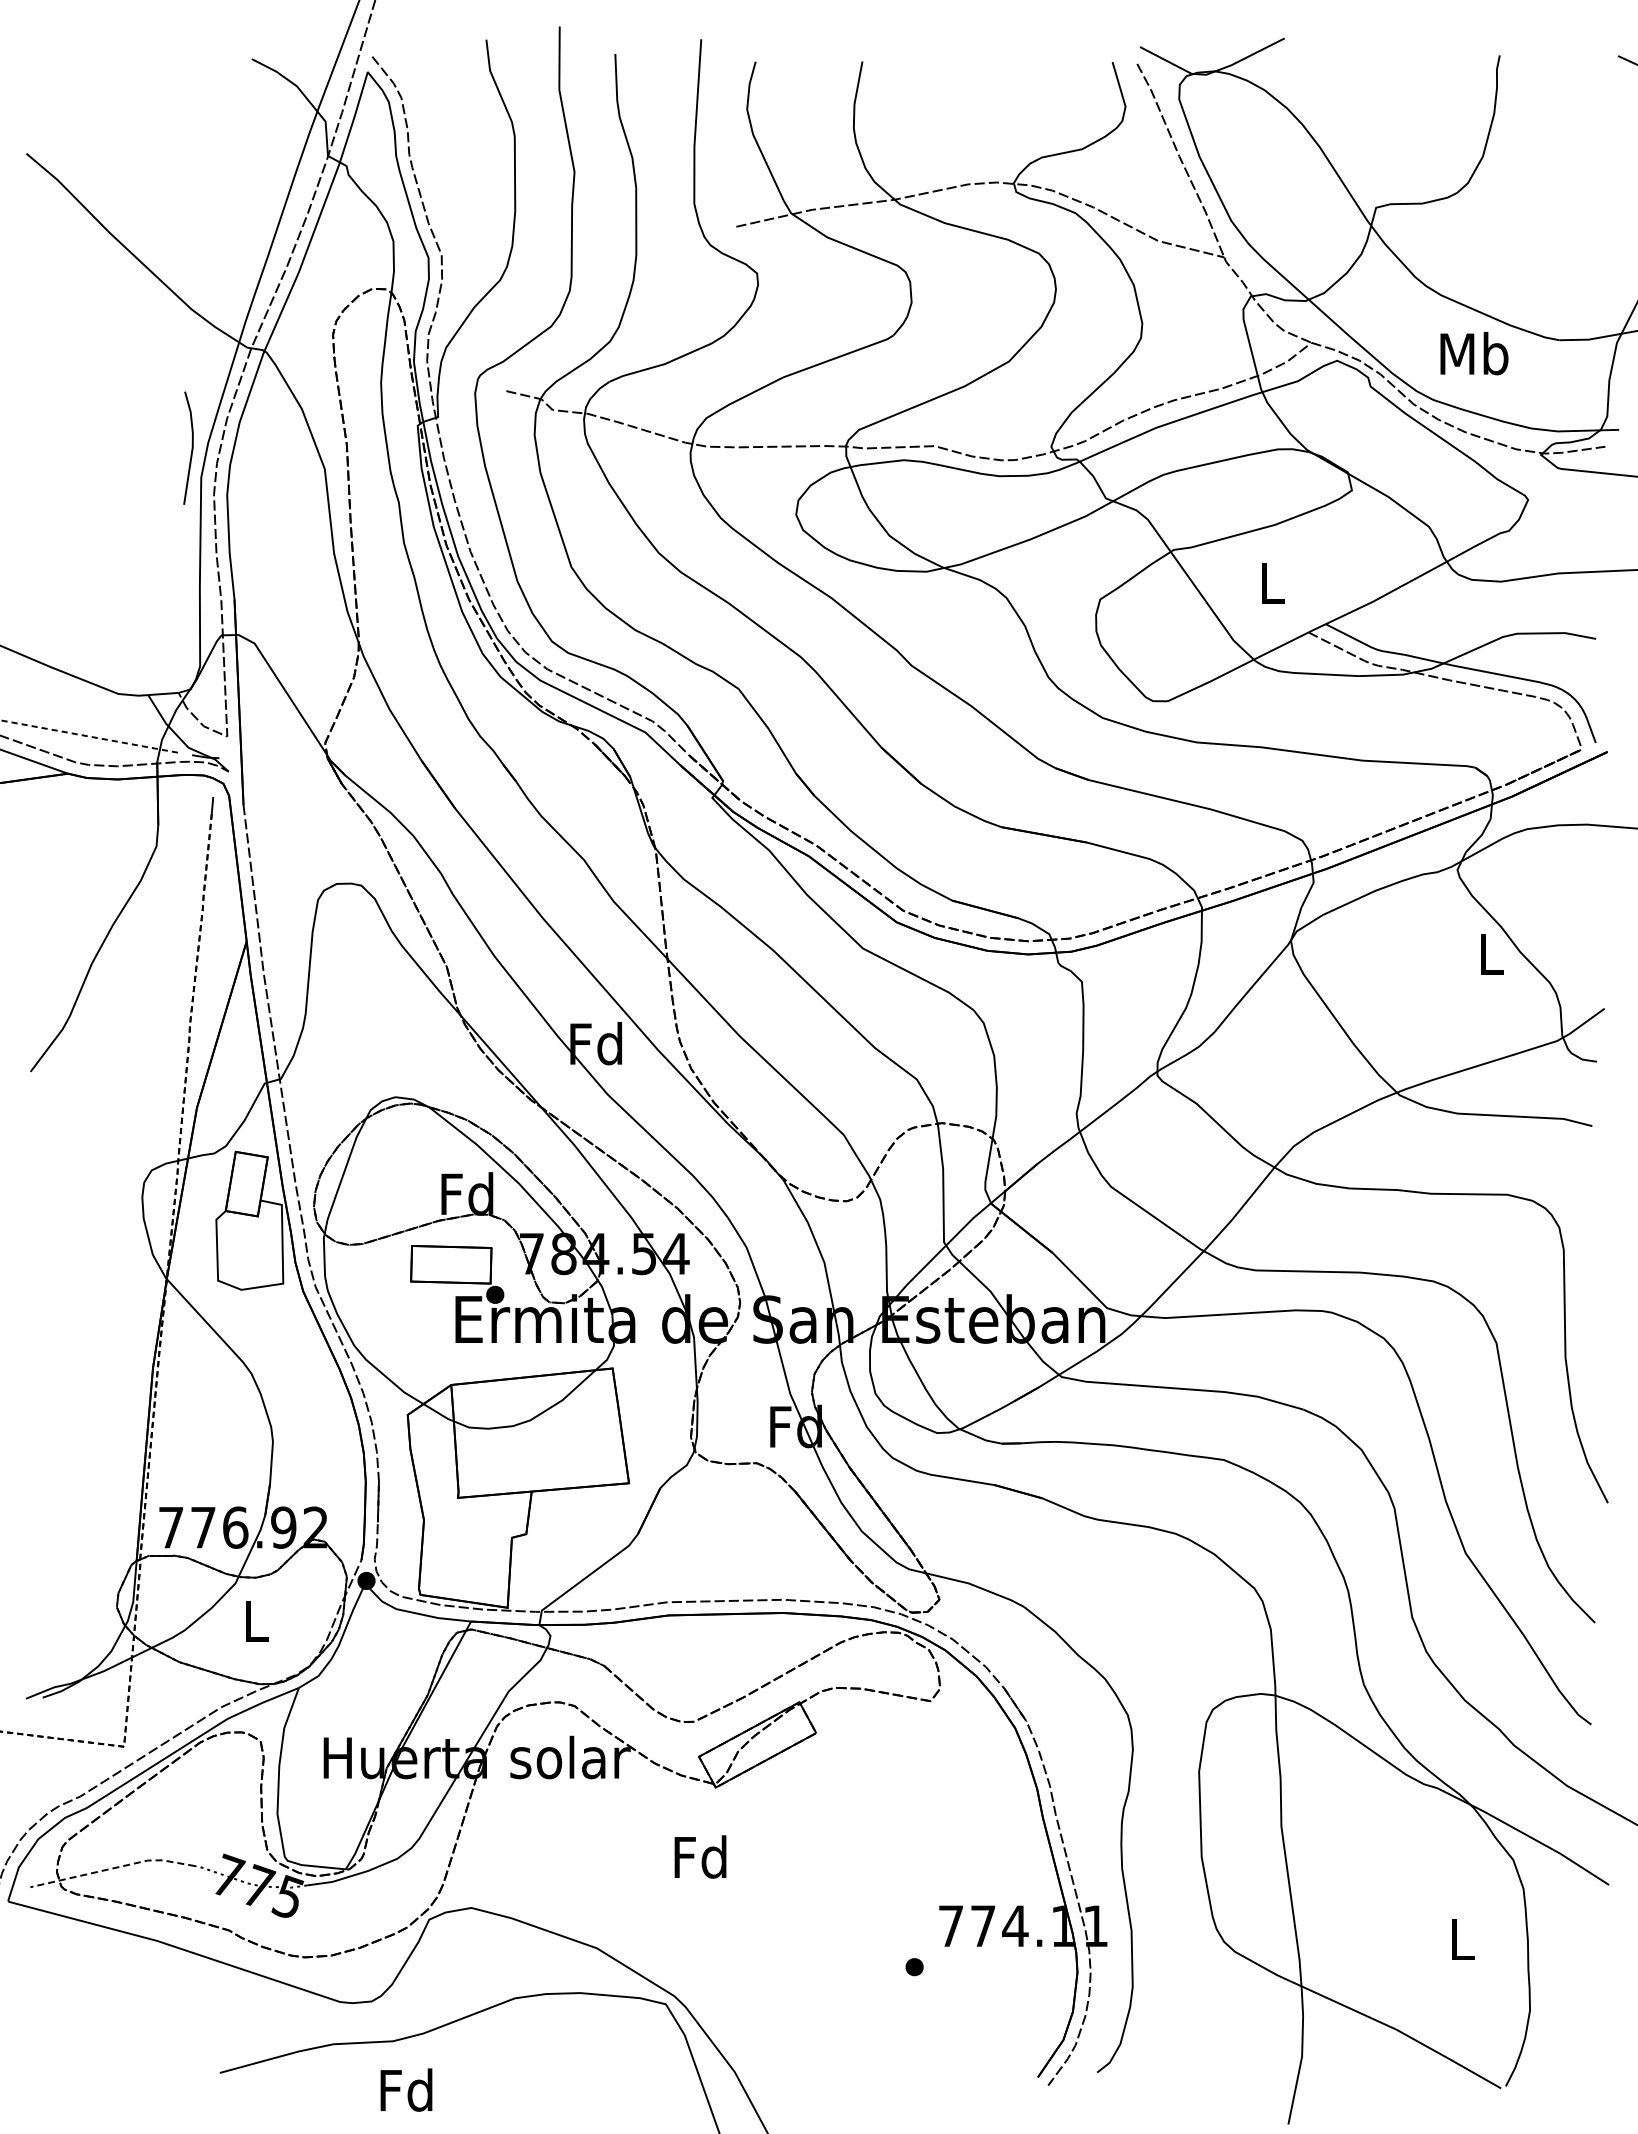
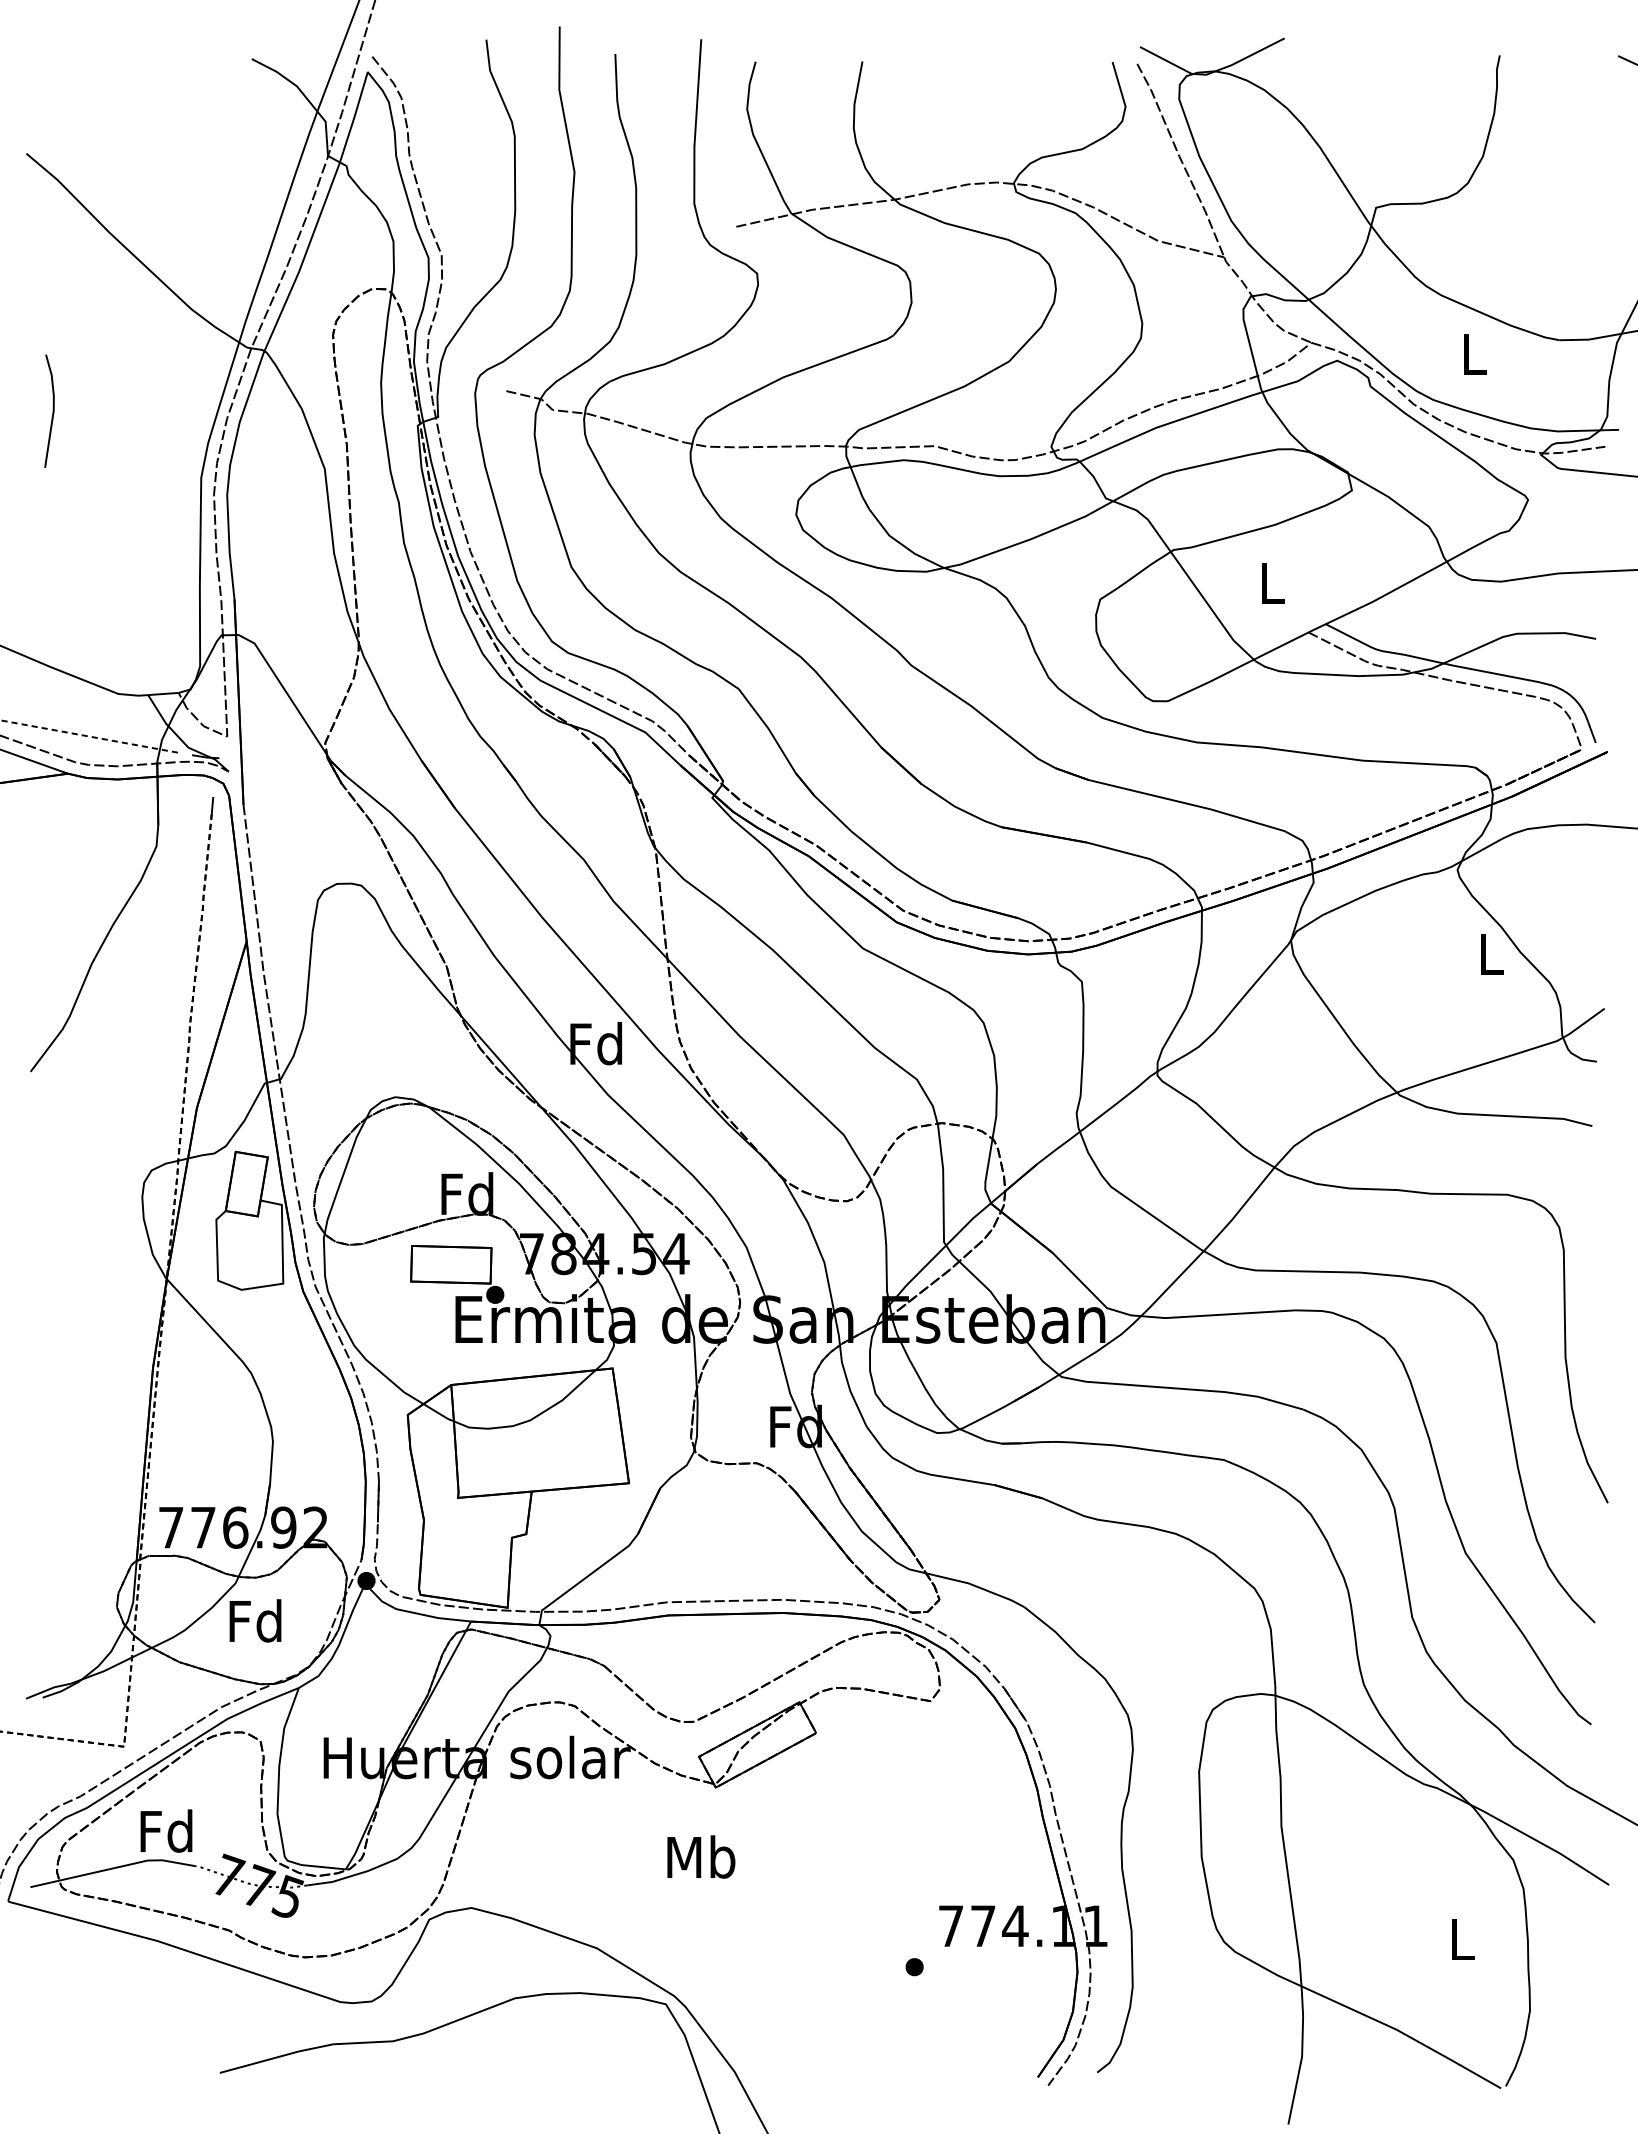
text: Mb -> L (1474, 353)
line position: (191, 447) -> (52, 410) (52, 410)
text: L -> Fd (255, 1620)
text: Fd -> Mb (701, 1856)
line: dashed -> solid (113, 1868)
text position: (406, 2089) -> (166, 1830) (166, 1830)
